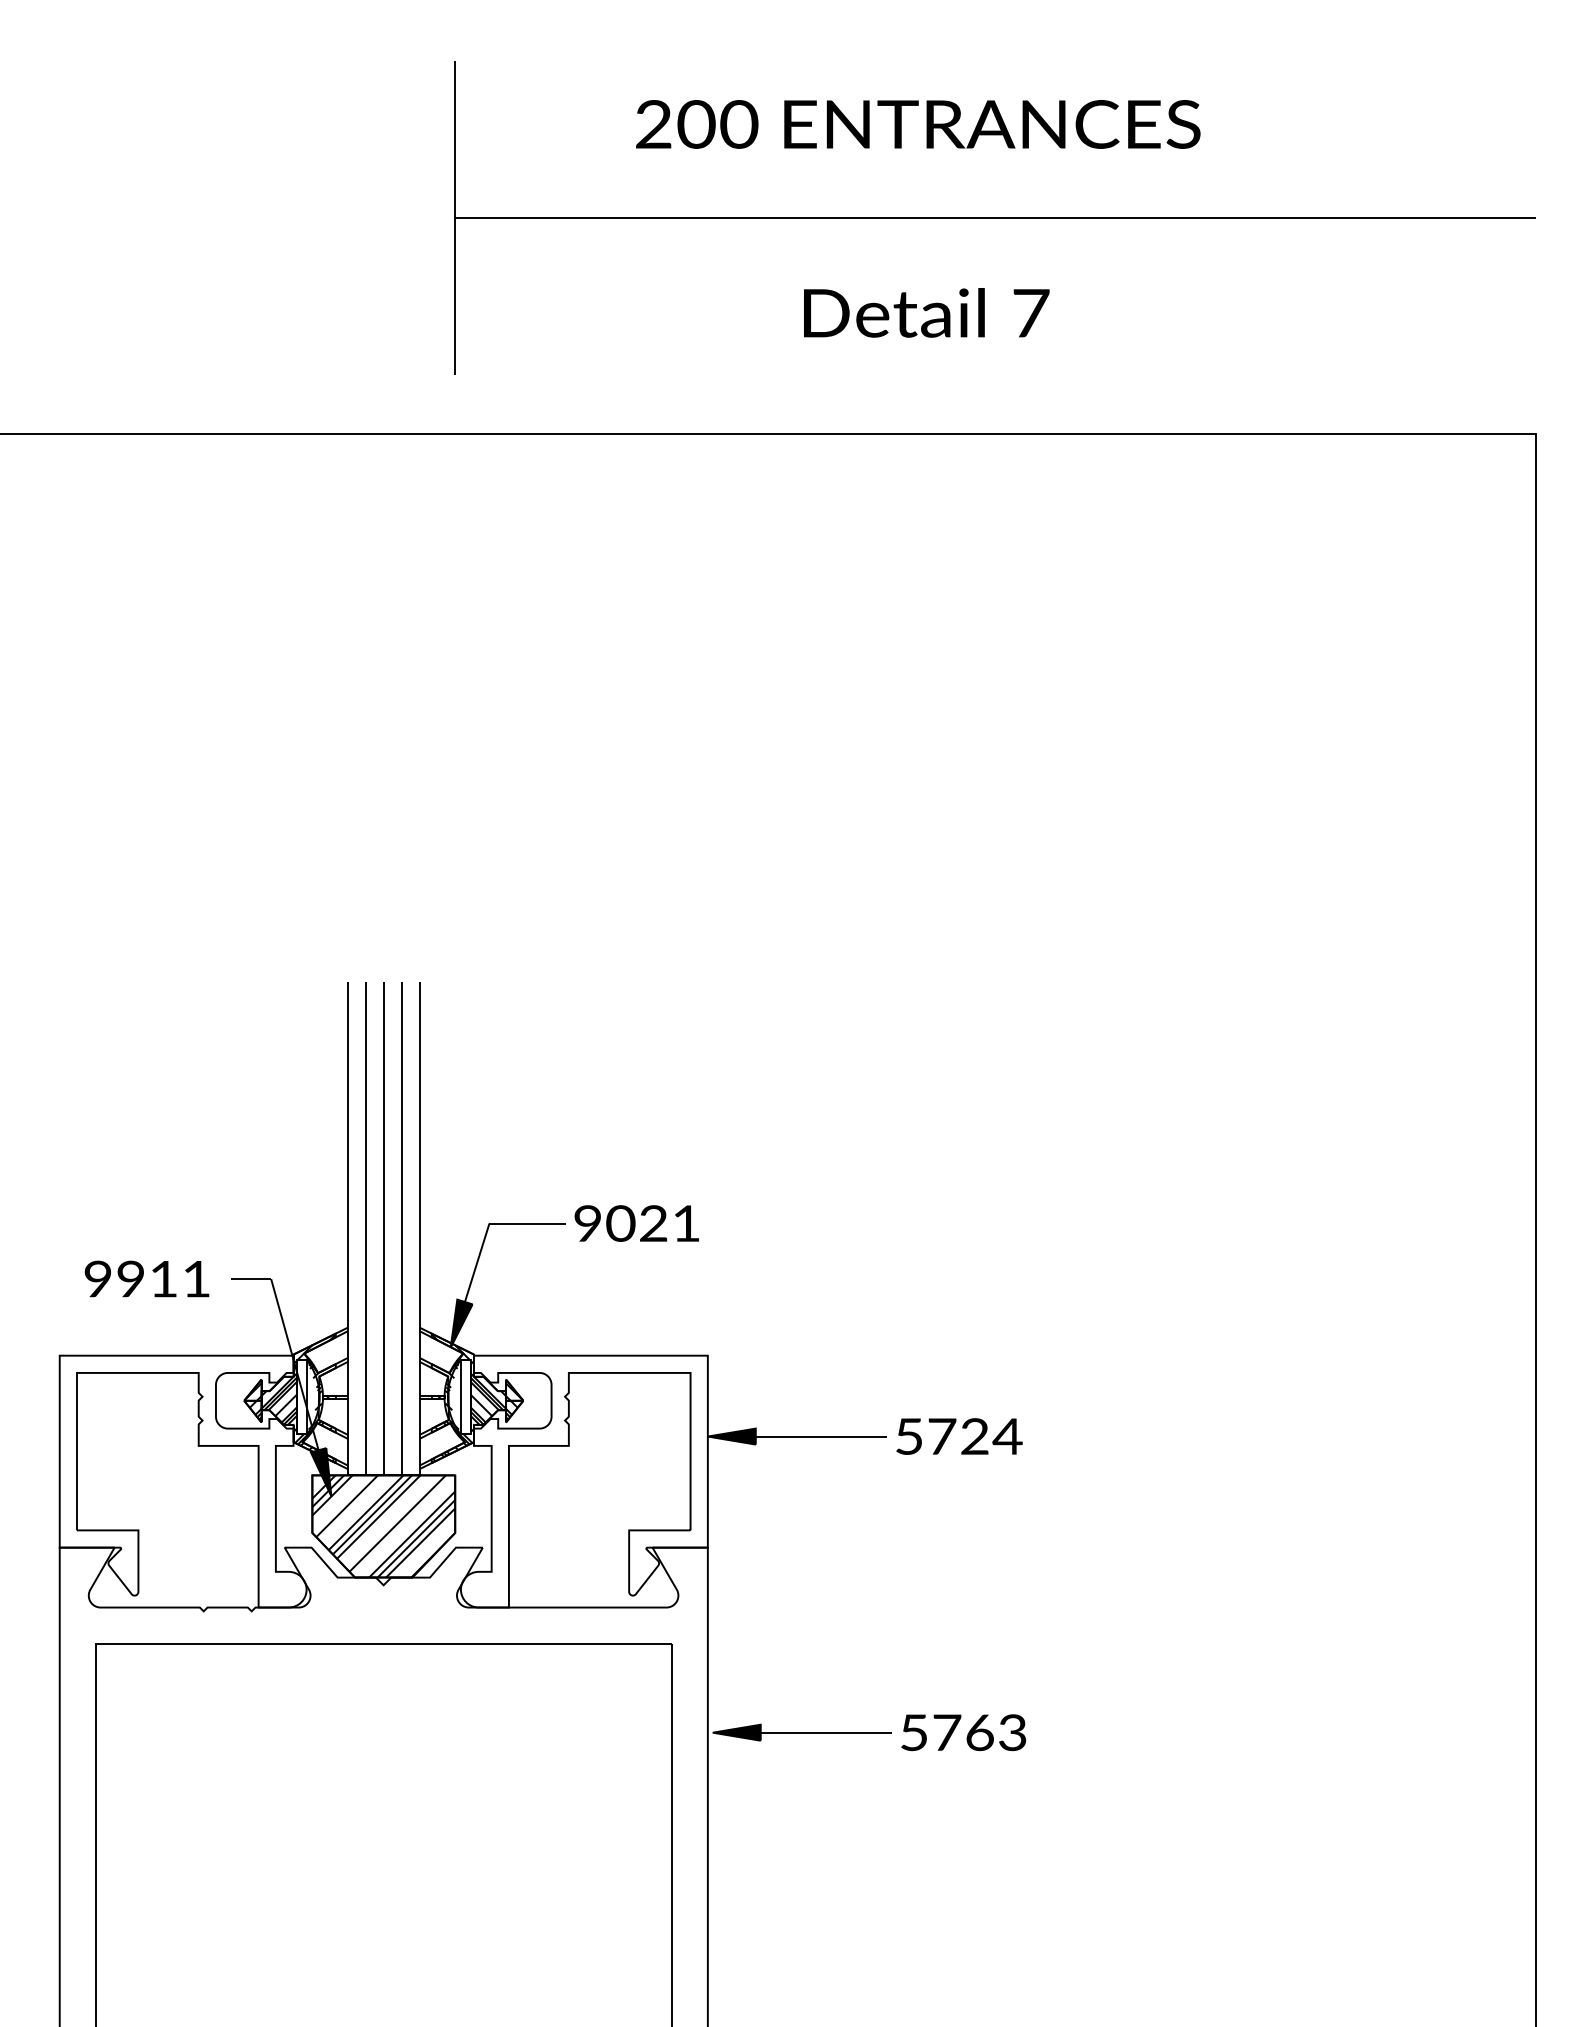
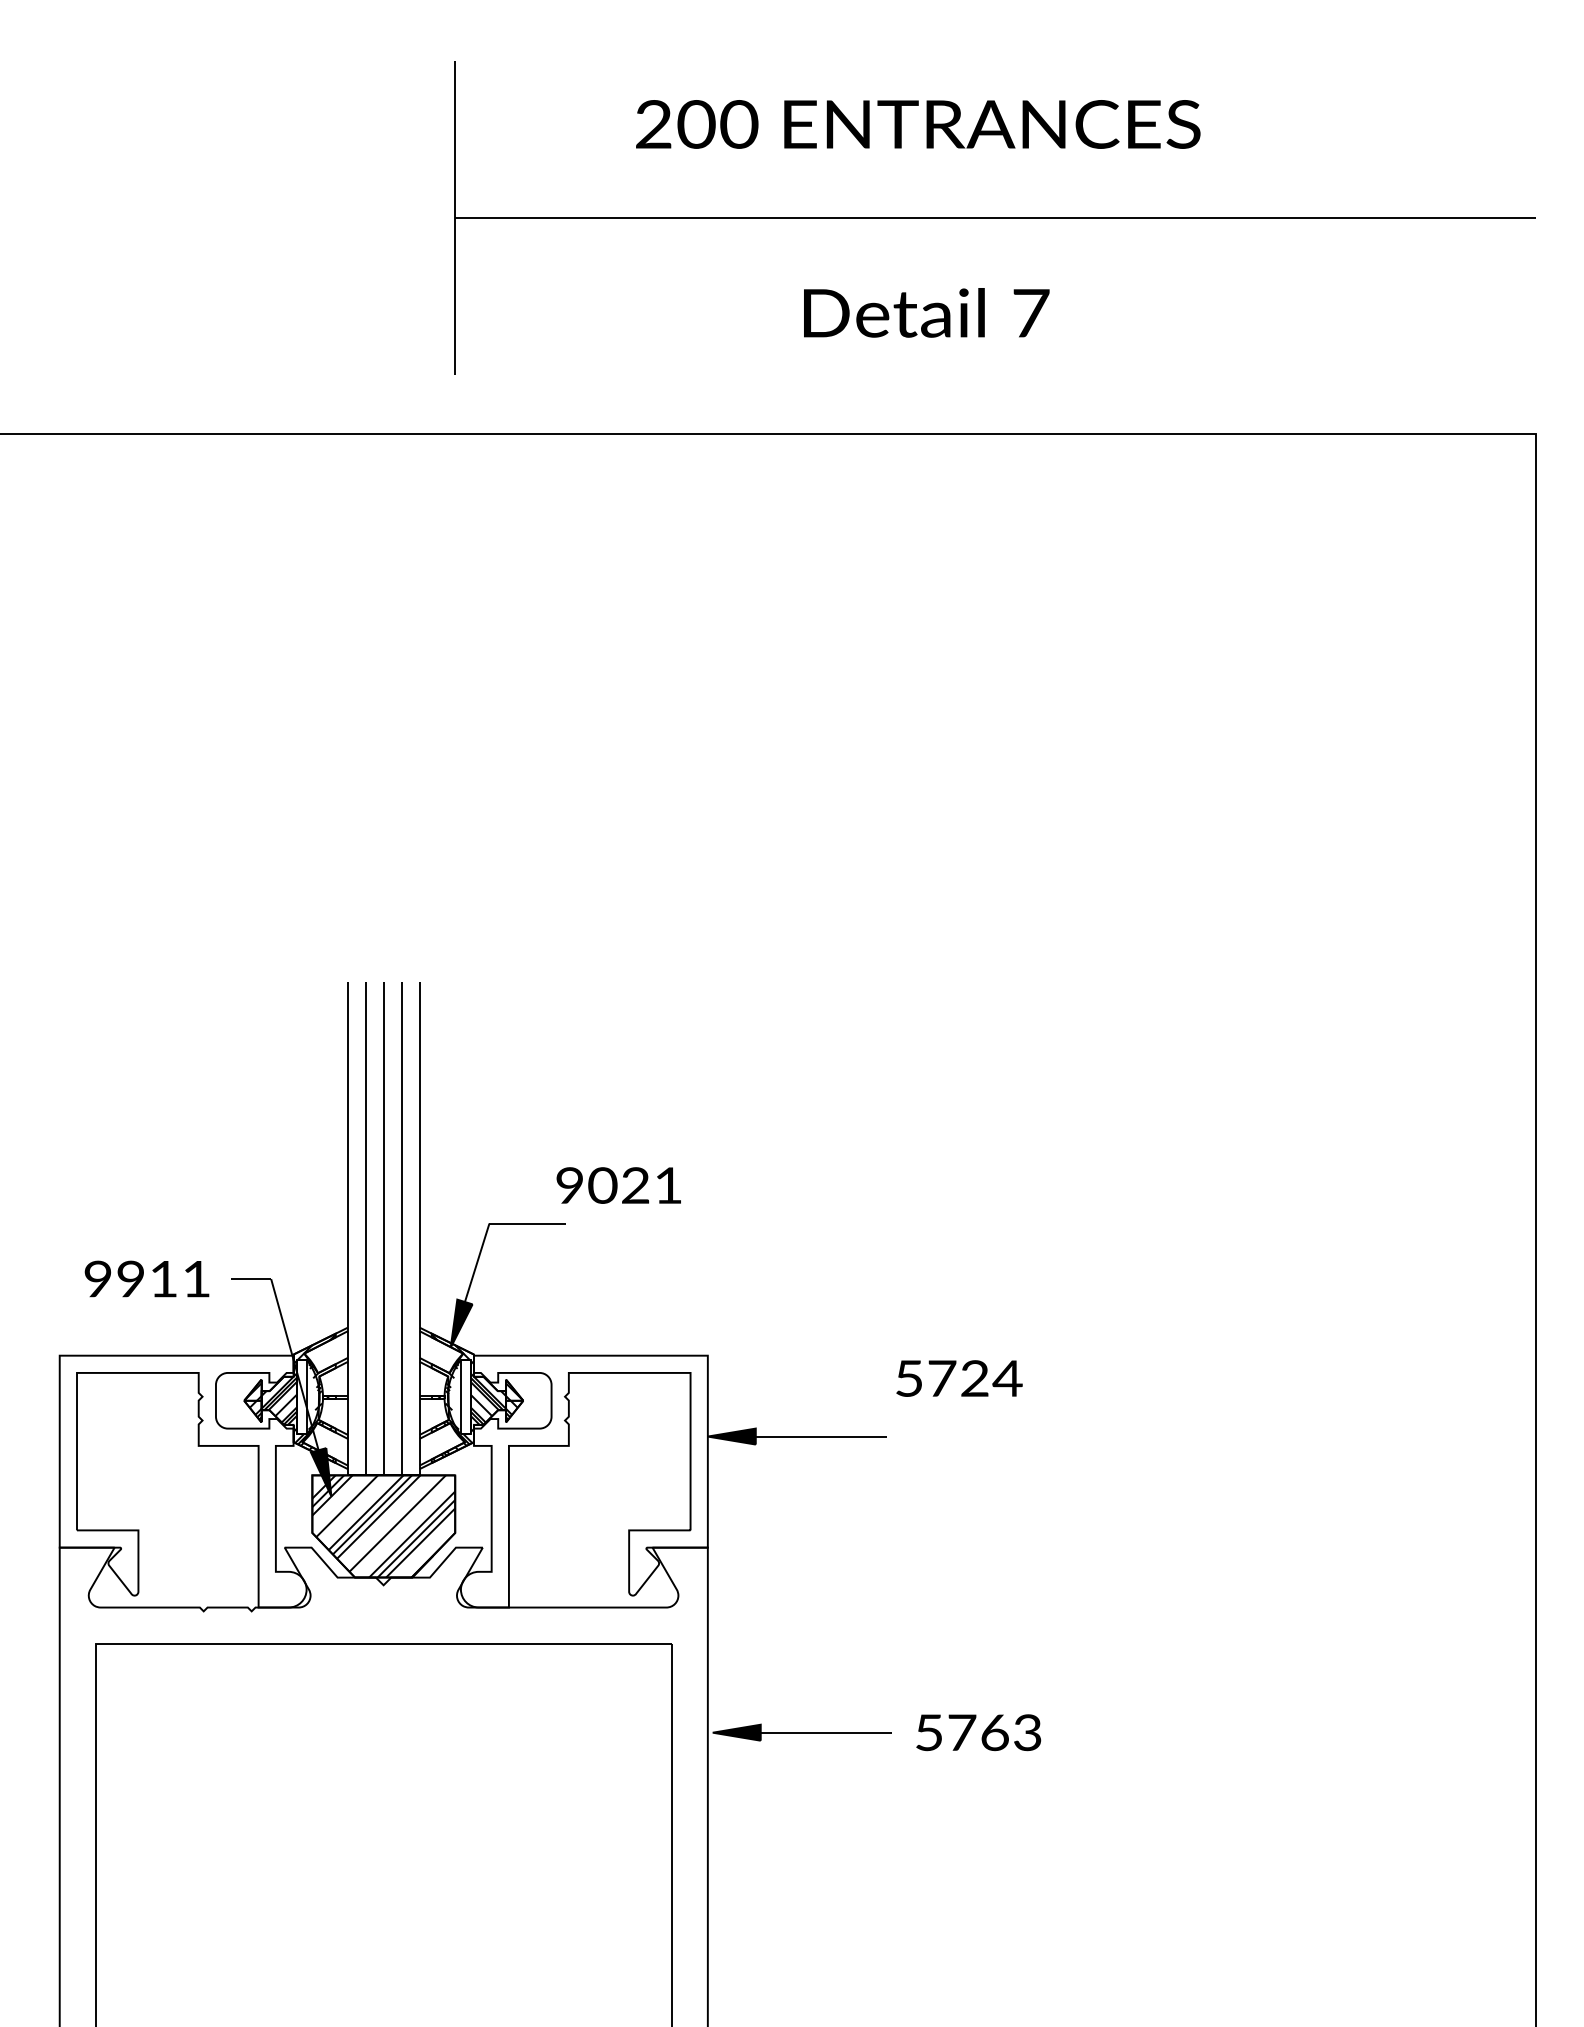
text position: (636, 1223) -> (618, 1185) (618, 1185)
text position: (959, 1436) -> (959, 1378) (959, 1378)
text position: (963, 1732) -> (978, 1732) (978, 1732)
